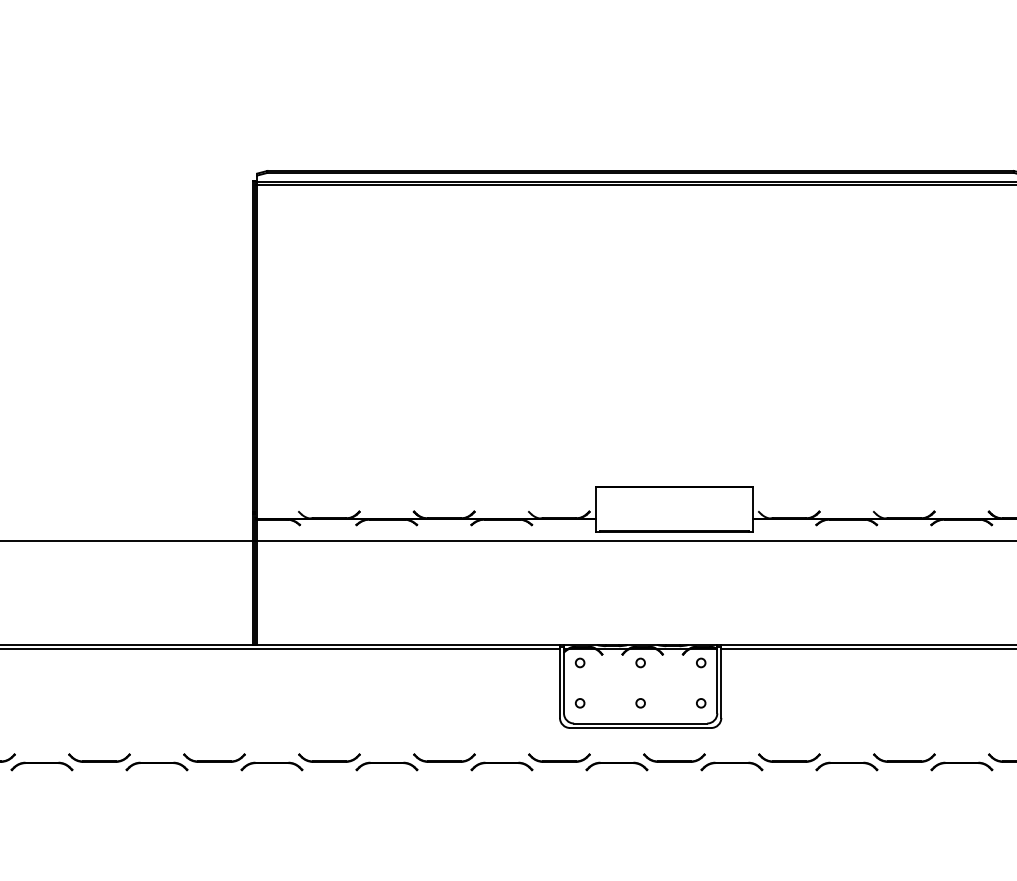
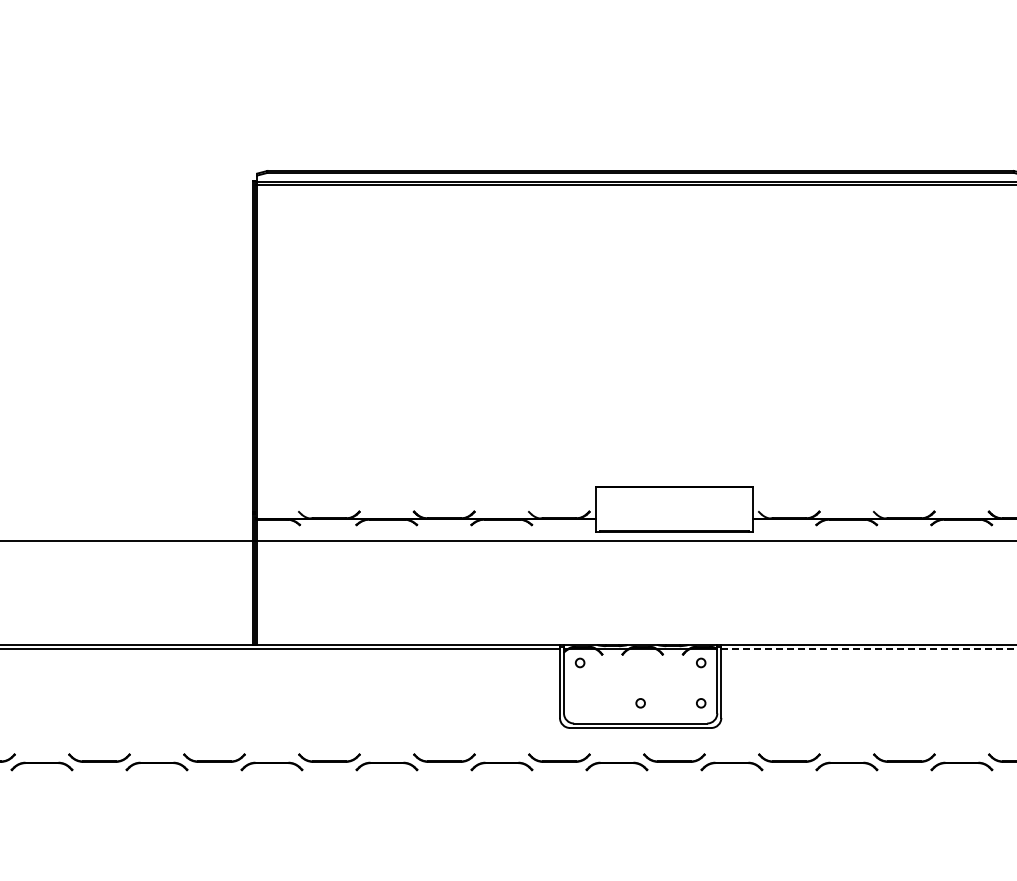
line: solid -> dashed (869, 649)
circle: present -> none (640, 662)
circle: present -> none (579, 703)
